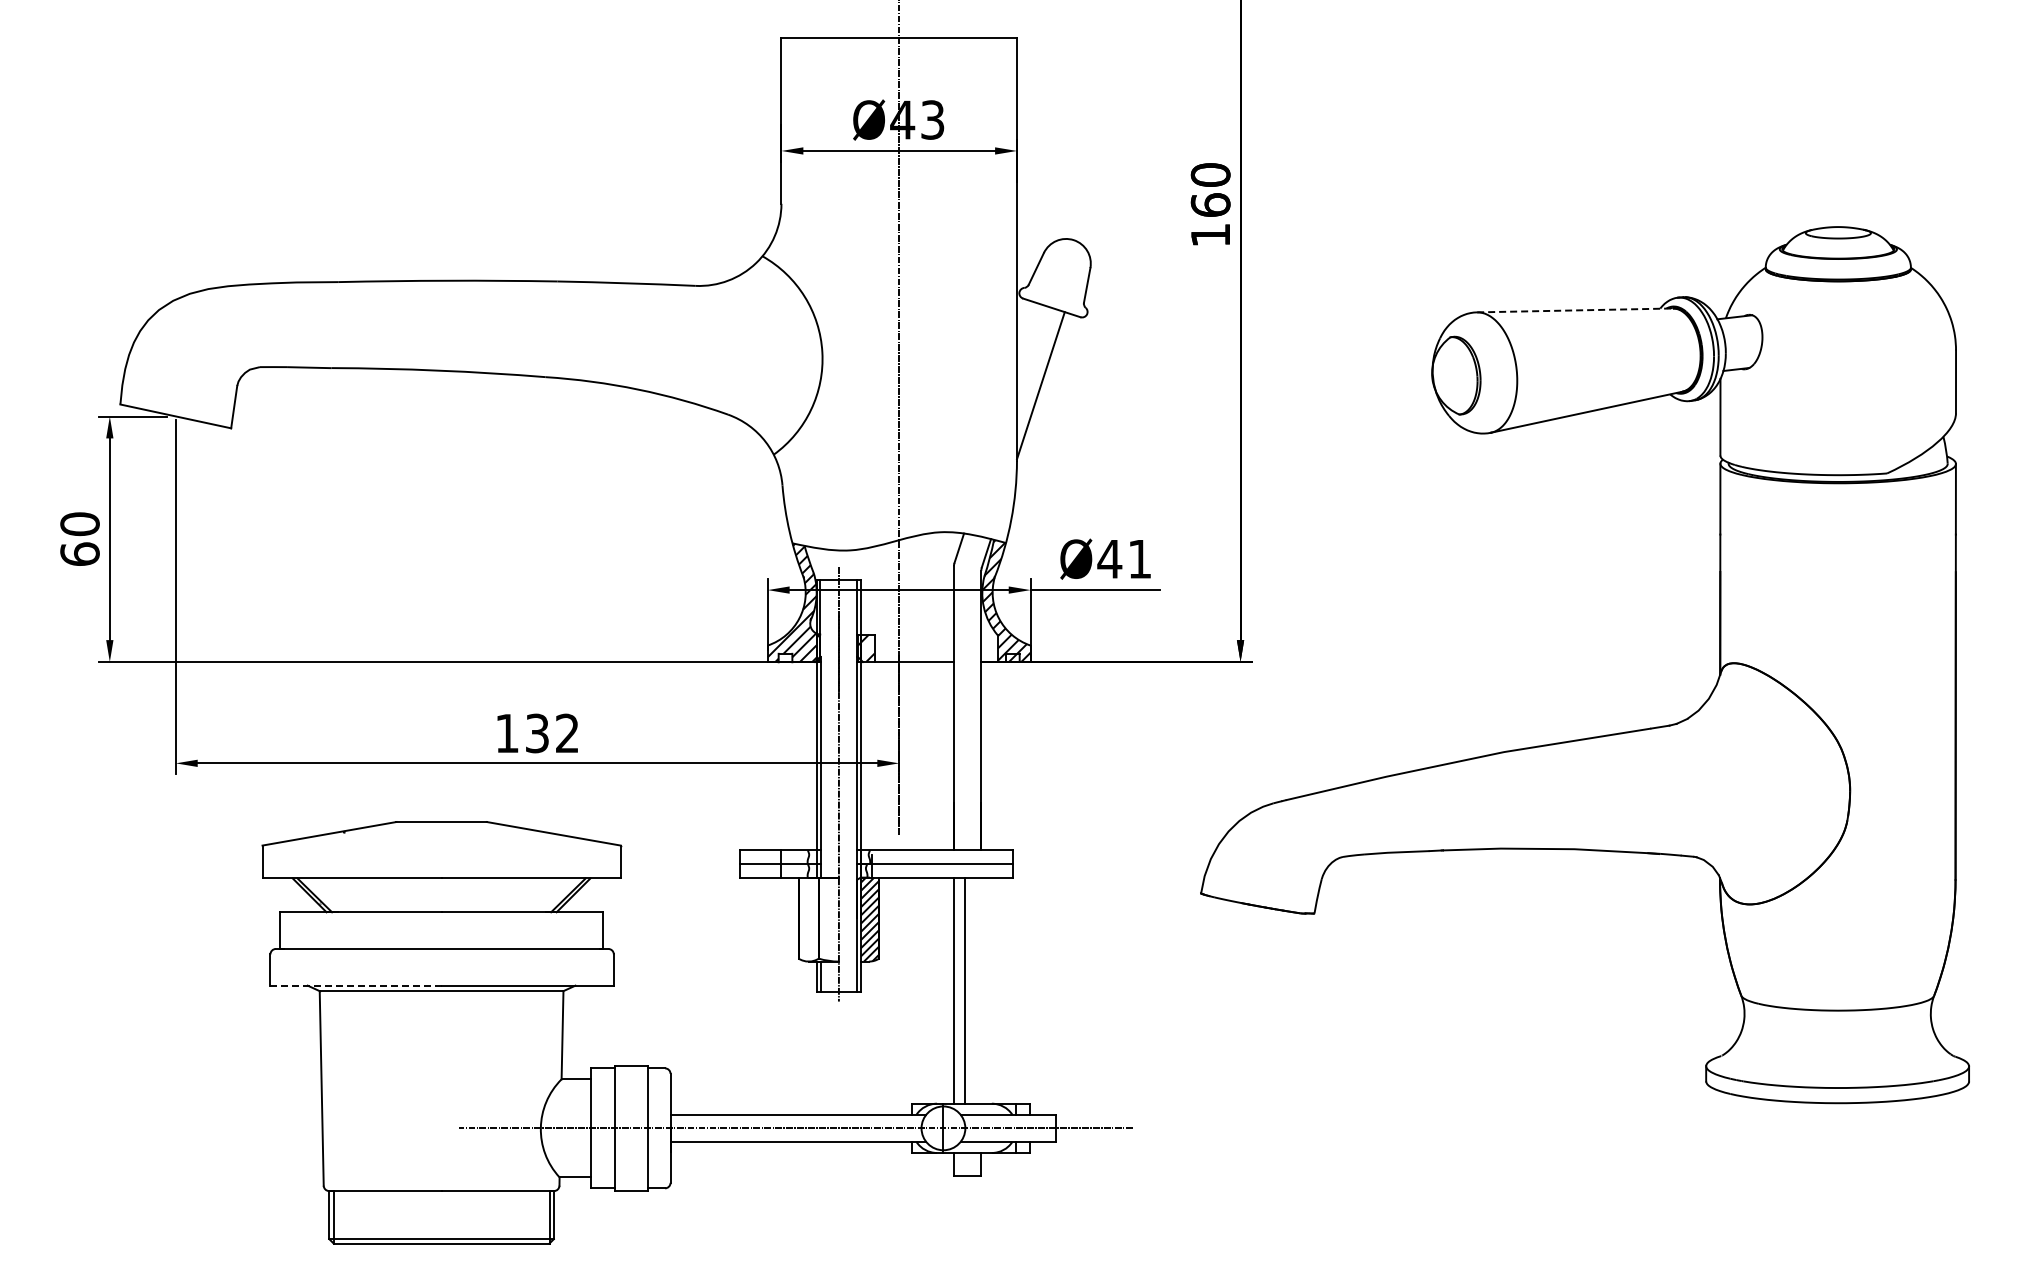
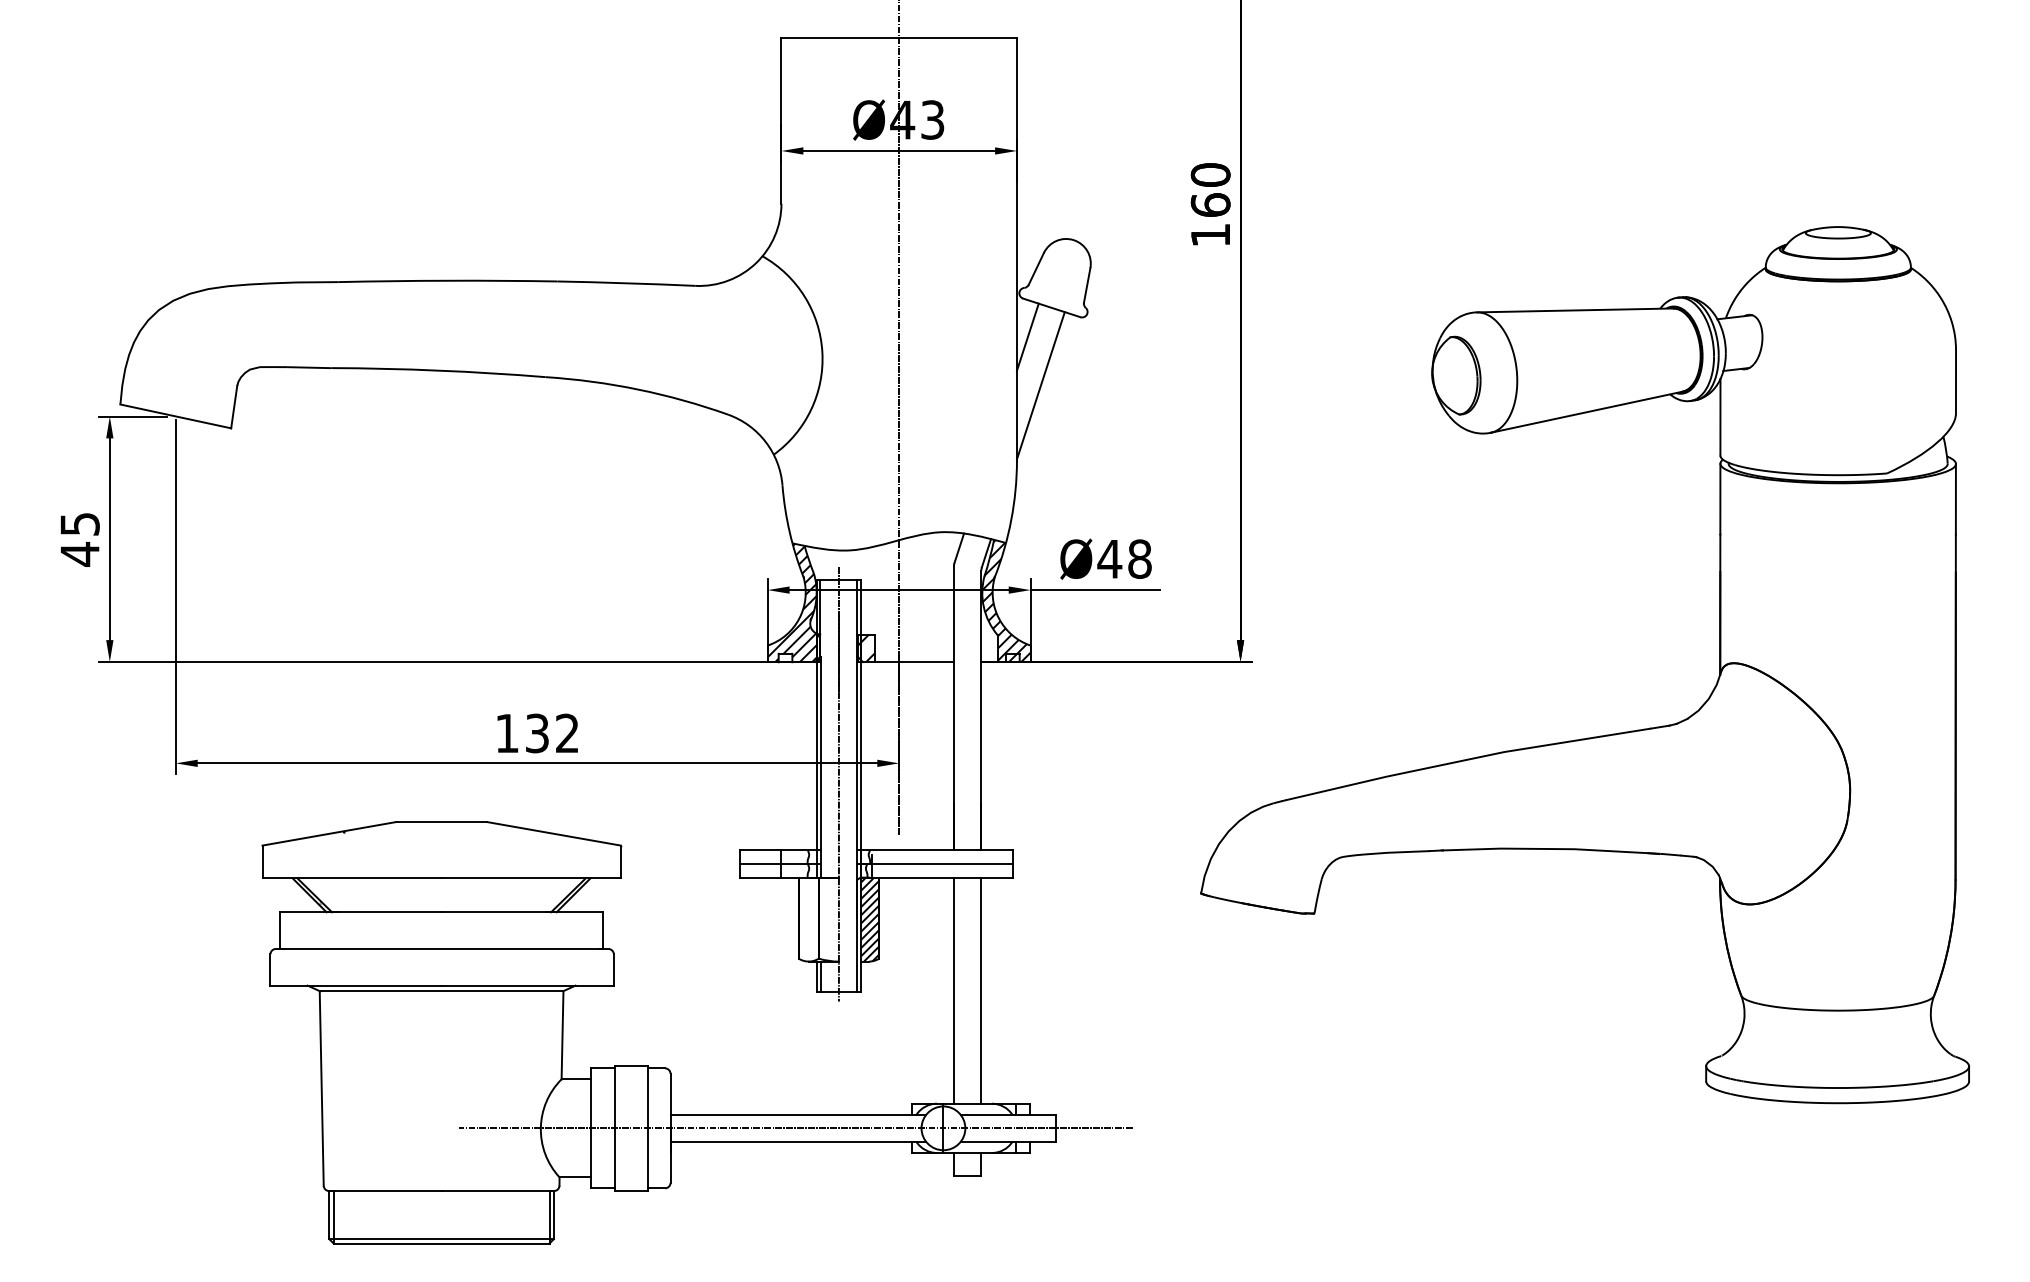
line: dashed -> solid (1575, 310)
line: none -> present (1027, 336)
text: 60 -> 45 (79, 539)
text: Ø41 -> Ø48 (1139, 558)
line: dashed -> solid (356, 985)
line position: (965, 990) -> (981, 990) (981, 990)
